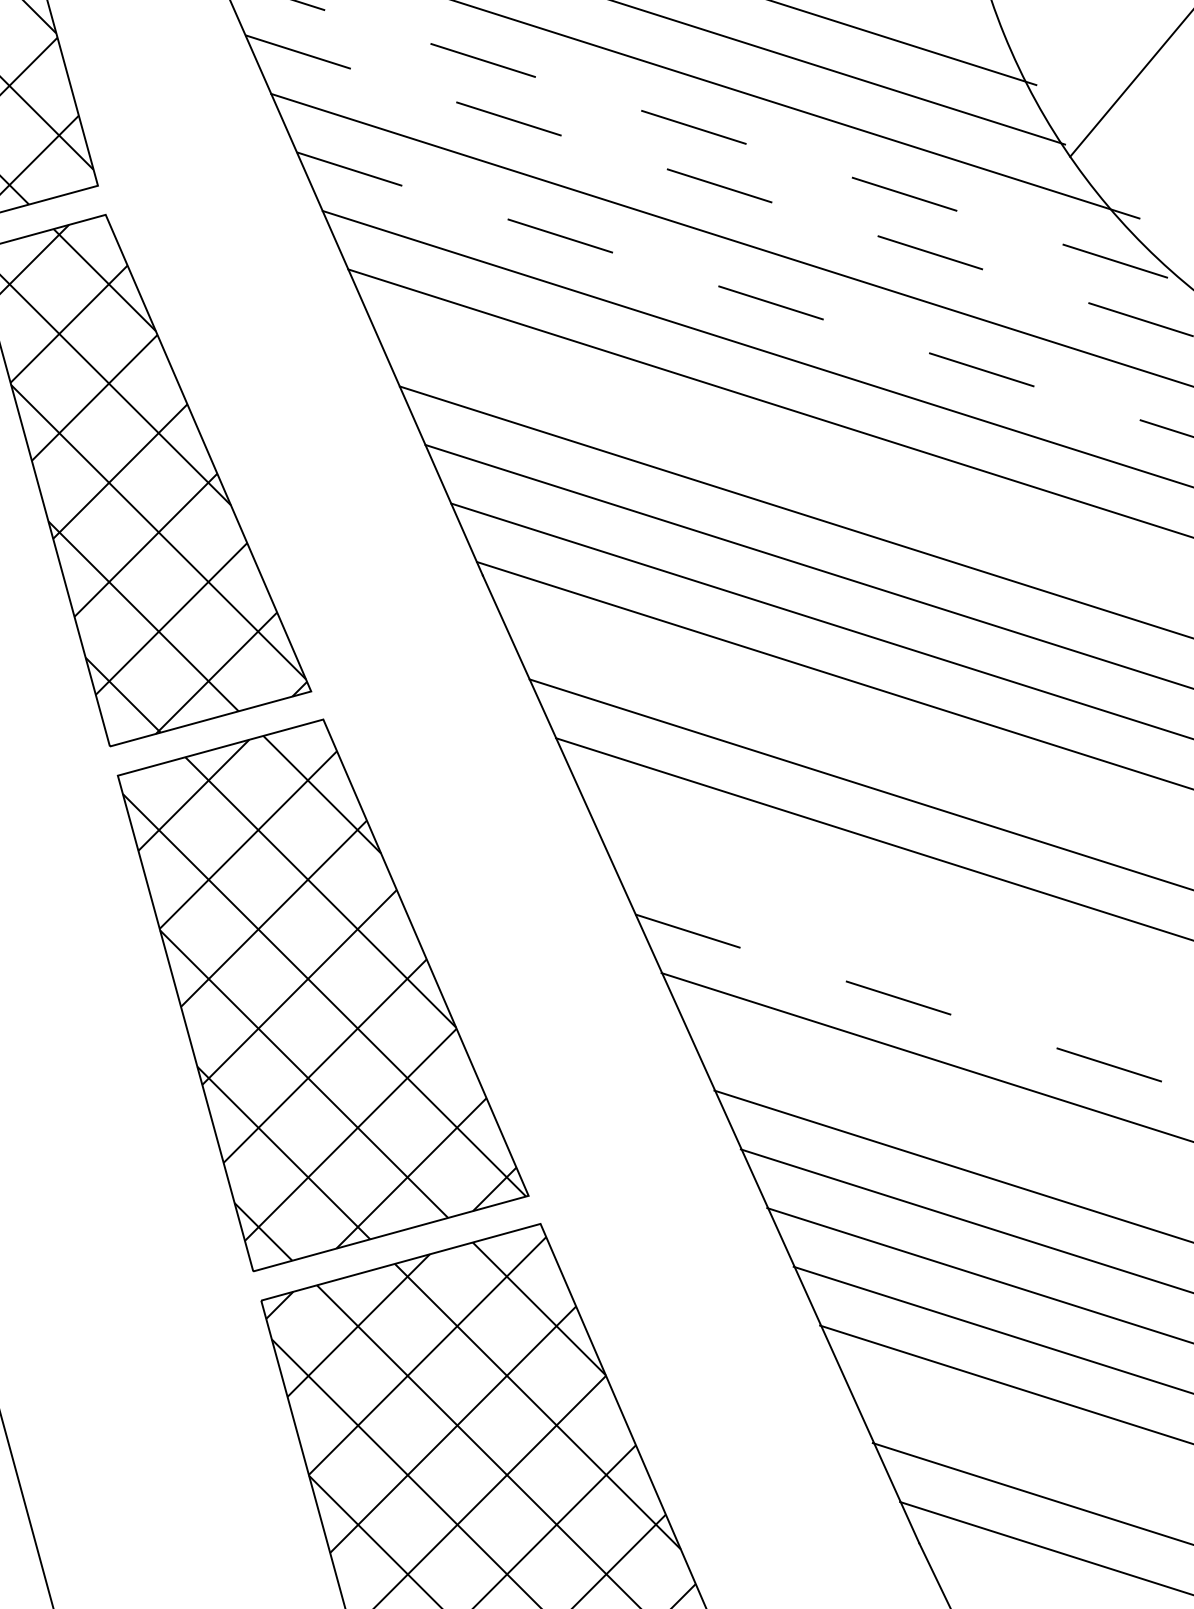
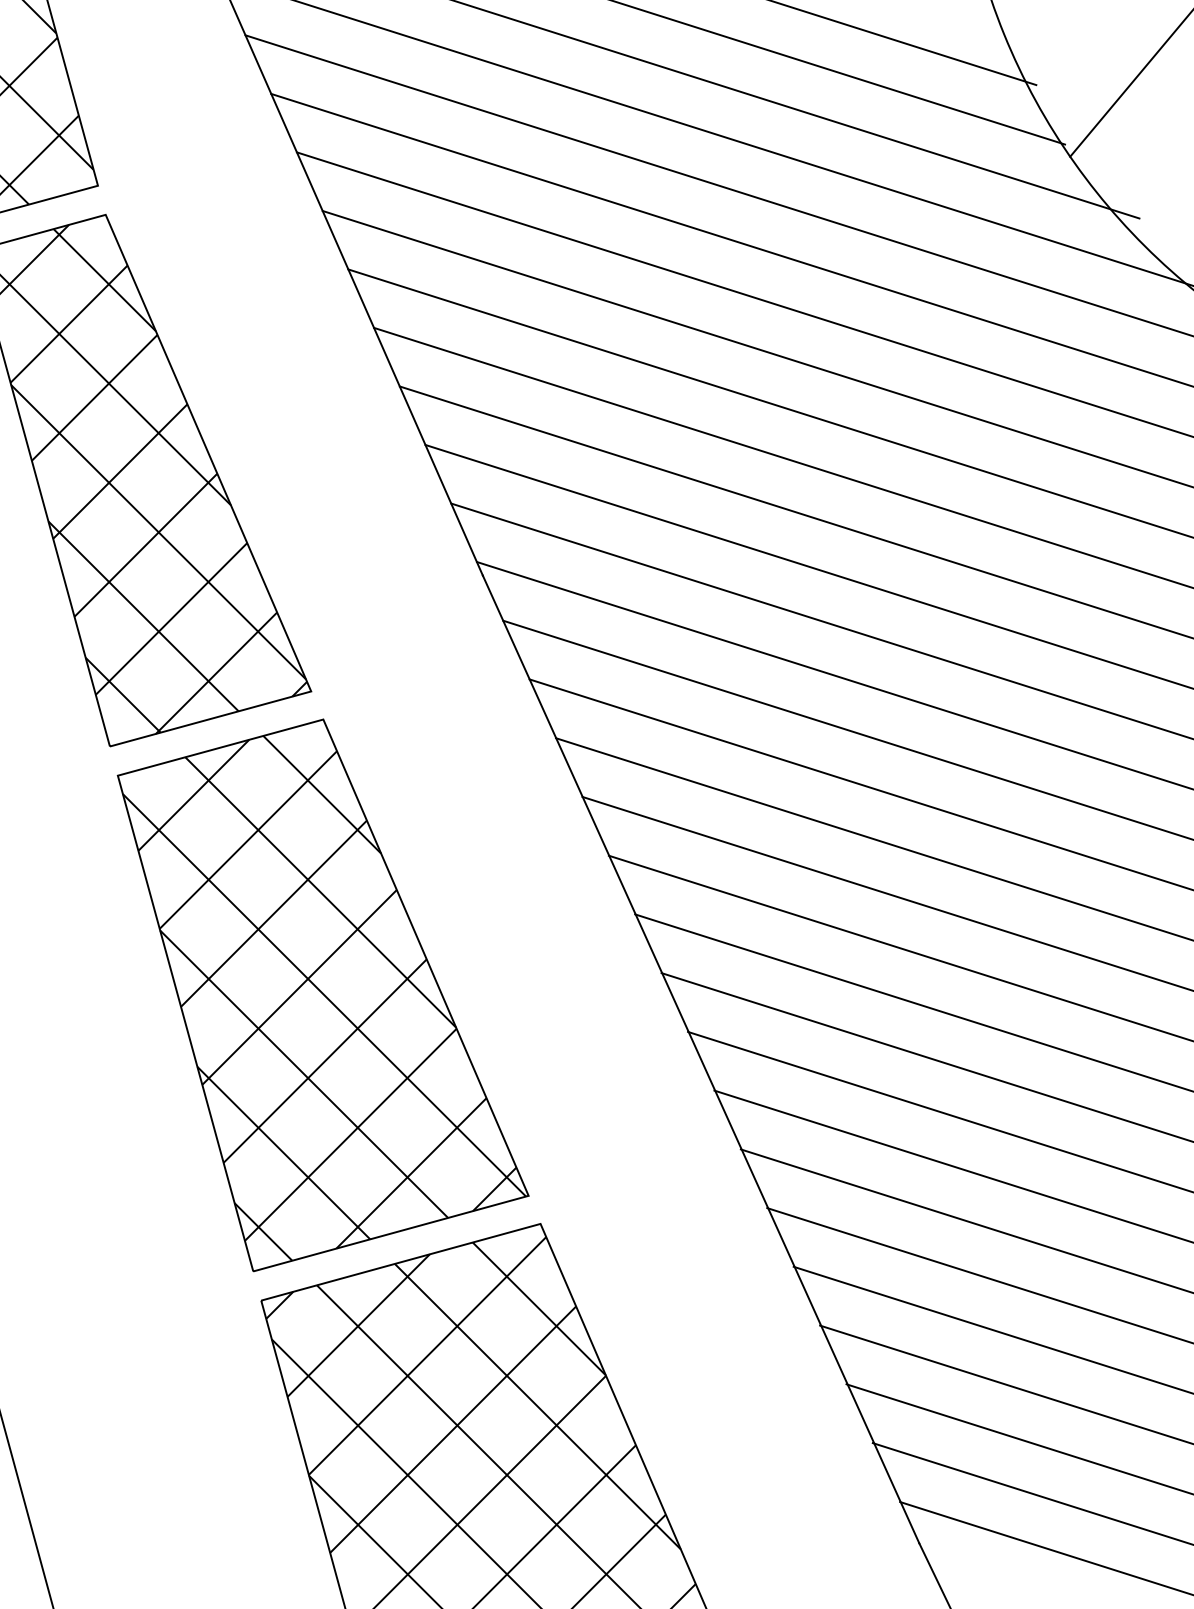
line: dashed -> solid (743, 143)
line: dashed -> solid (720, 186)
line: dashed -> solid (745, 294)
line: none -> present (782, 457)
line: none -> present (846, 729)
line: none -> present (886, 893)
line: none -> present (899, 947)
line: dashed -> solid (914, 1003)
line: none -> present (939, 1111)
line: none -> present (1018, 1438)
